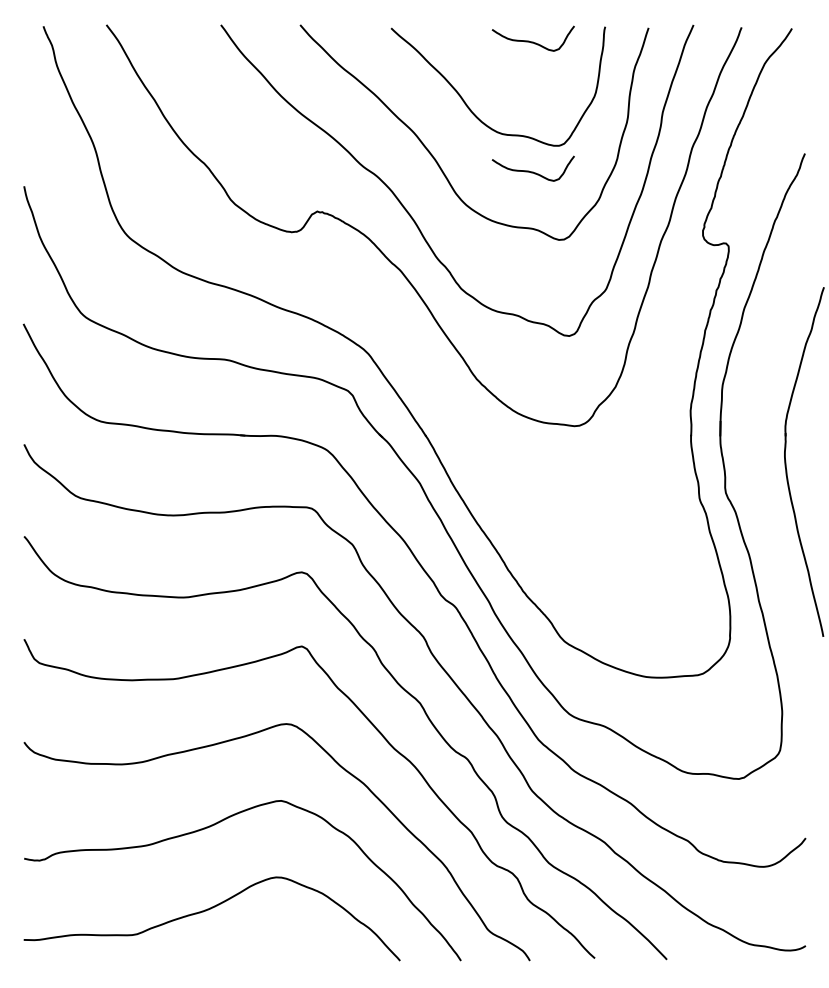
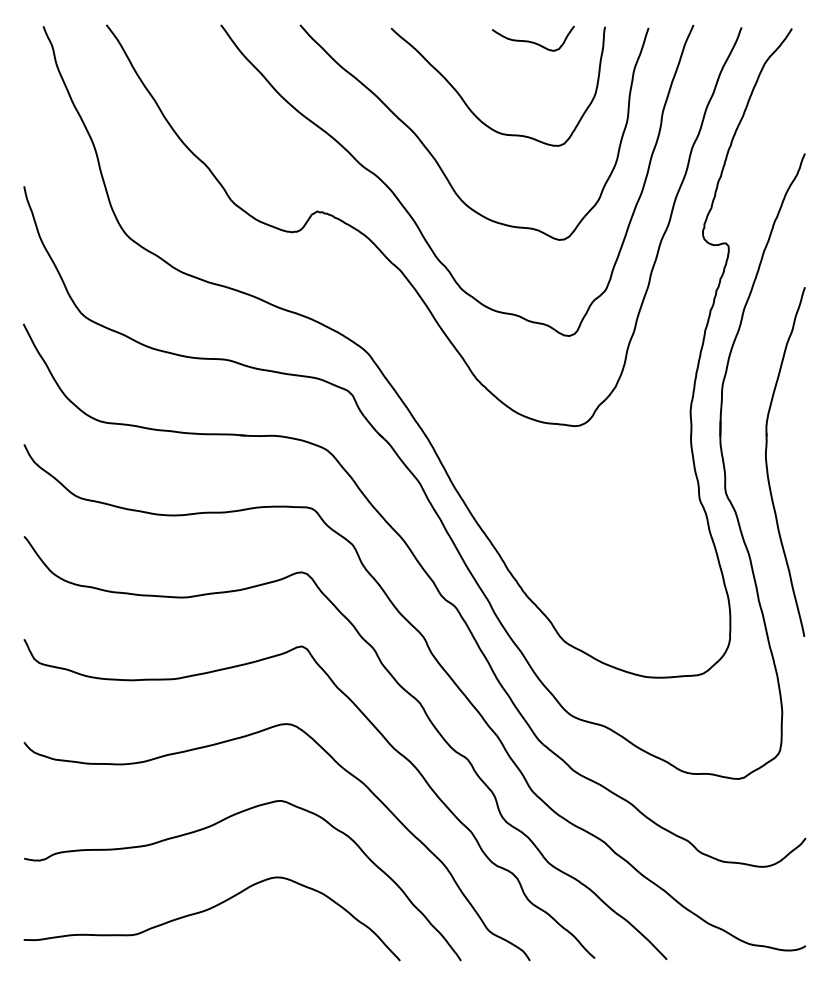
curve: present -> none (532, 171)
part position: (786, 461) -> (767, 461) (767, 461)
